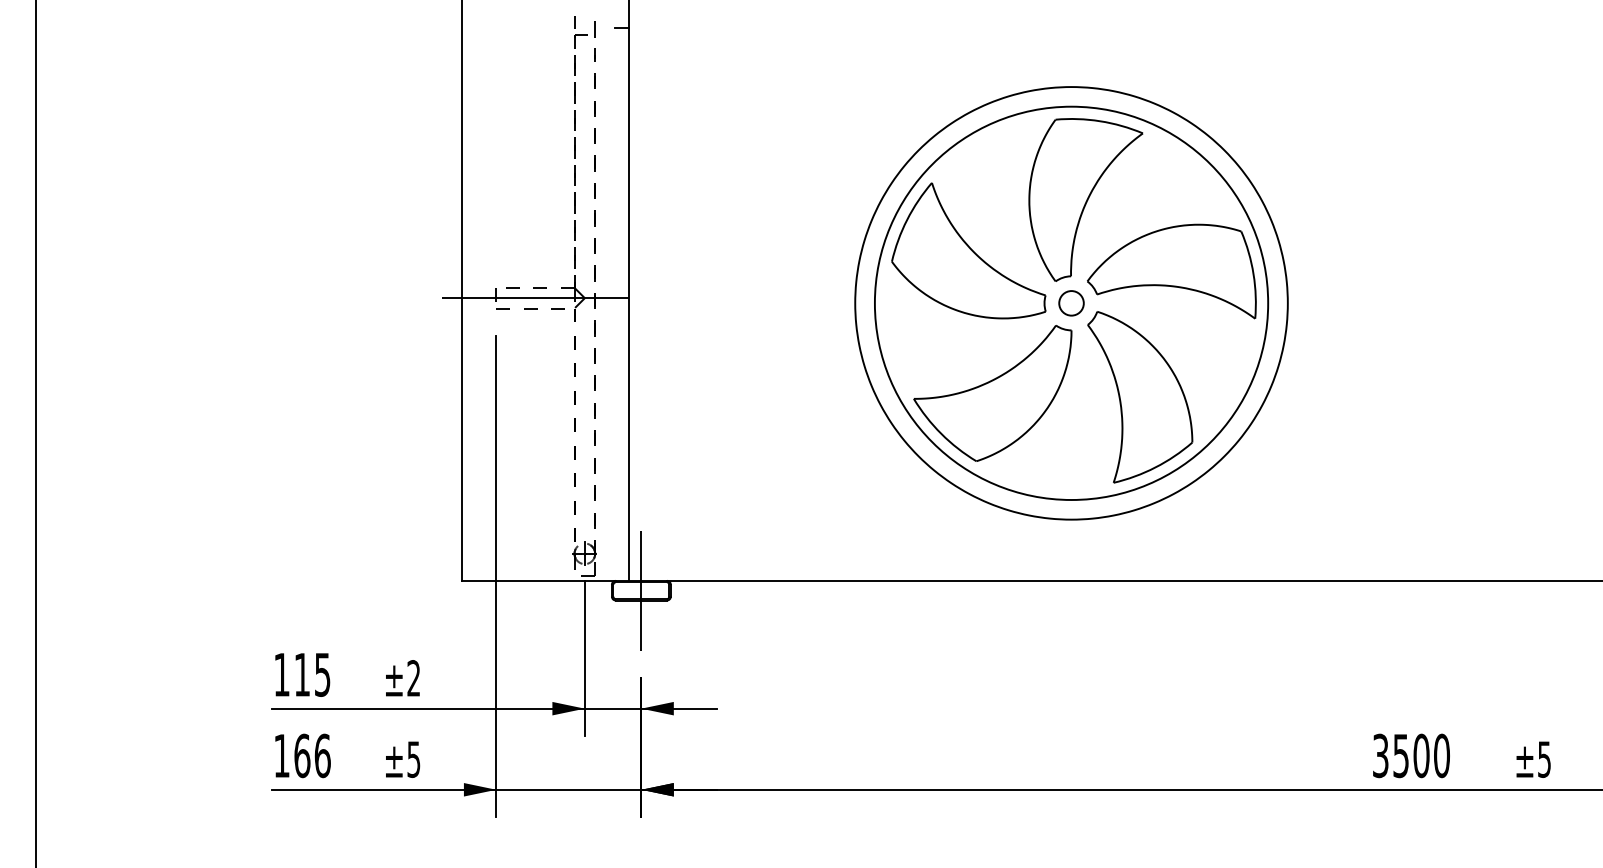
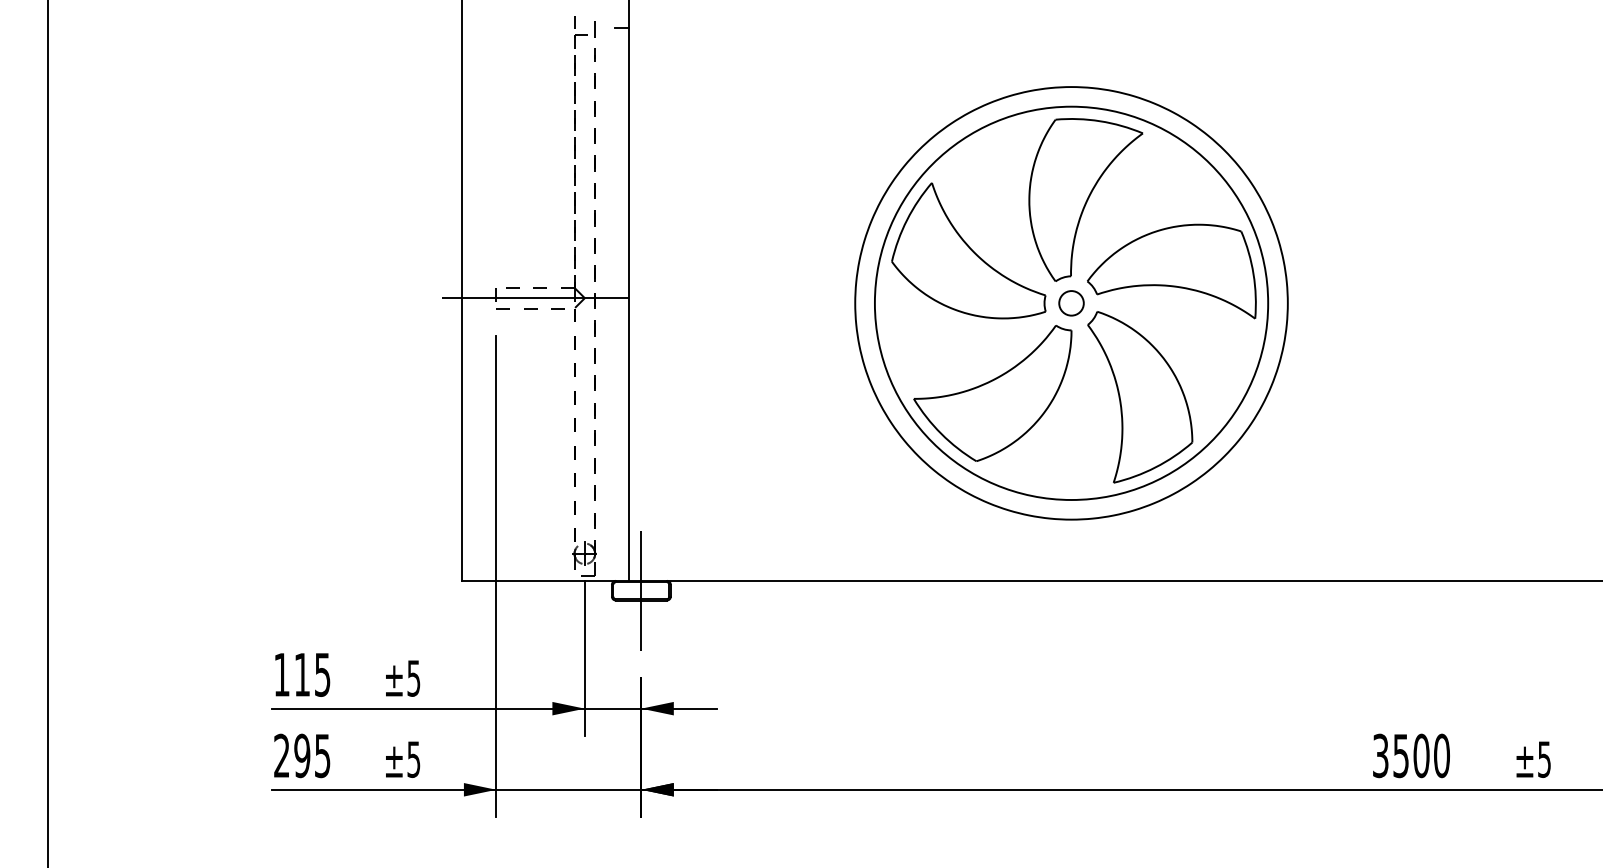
line position: (36, 433) -> (48, 433) (48, 433)
text: ±2 -> ±5 (413, 678)
text: 166 -> 295 (302, 755)
